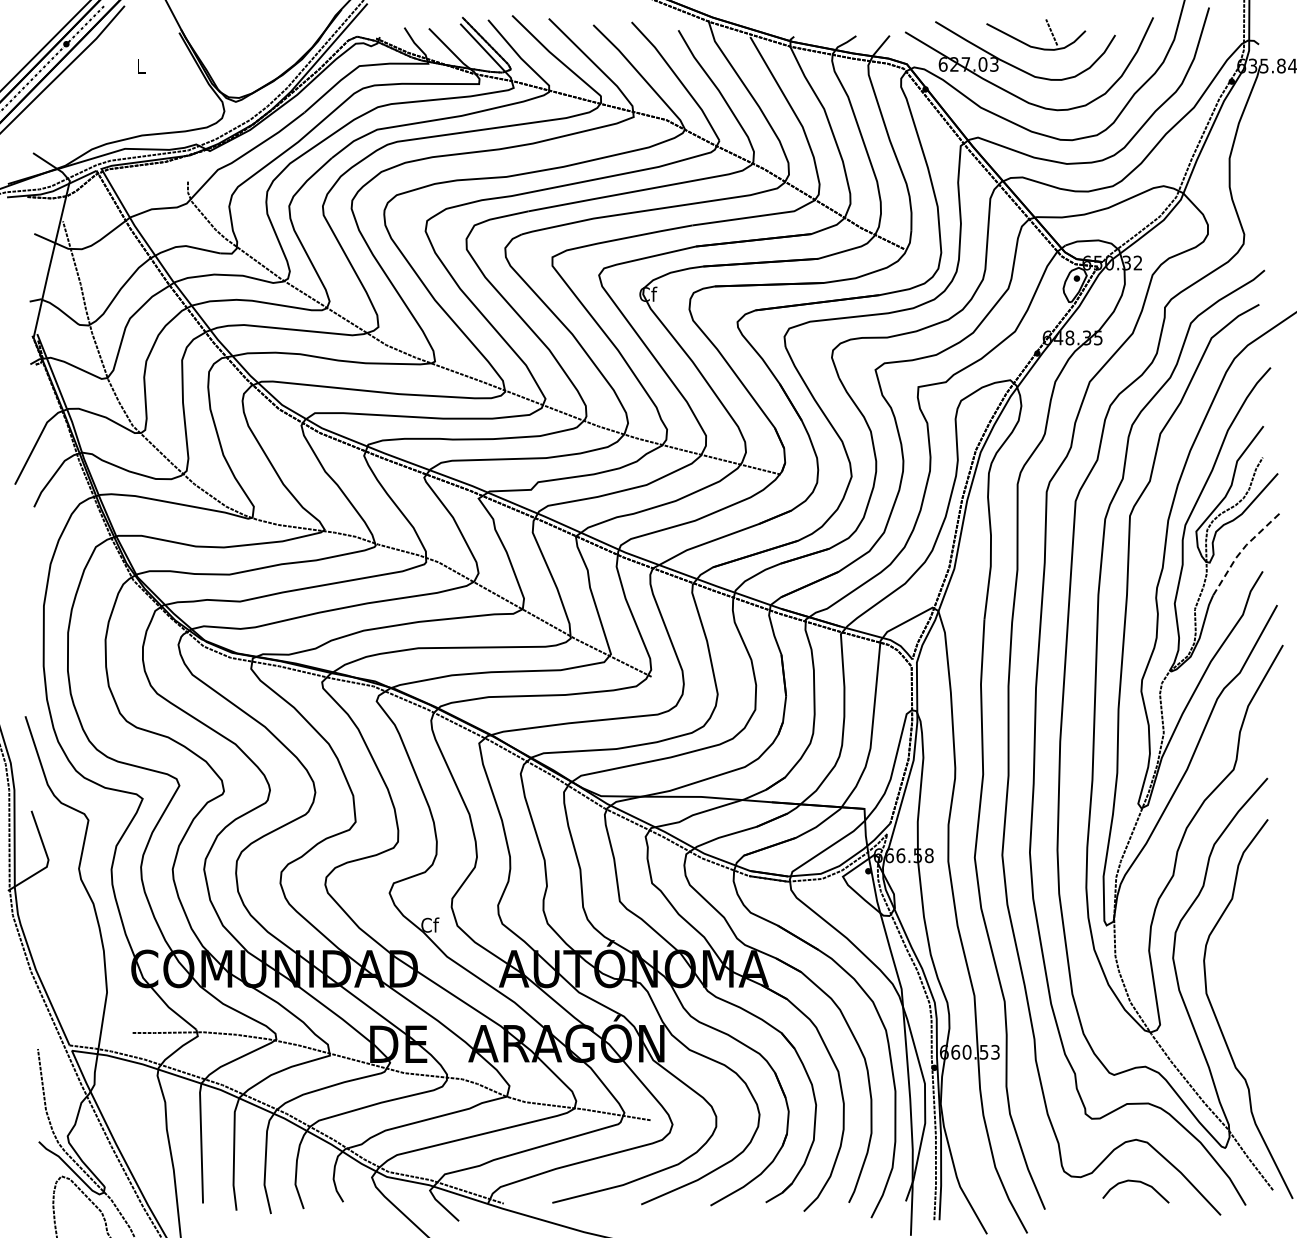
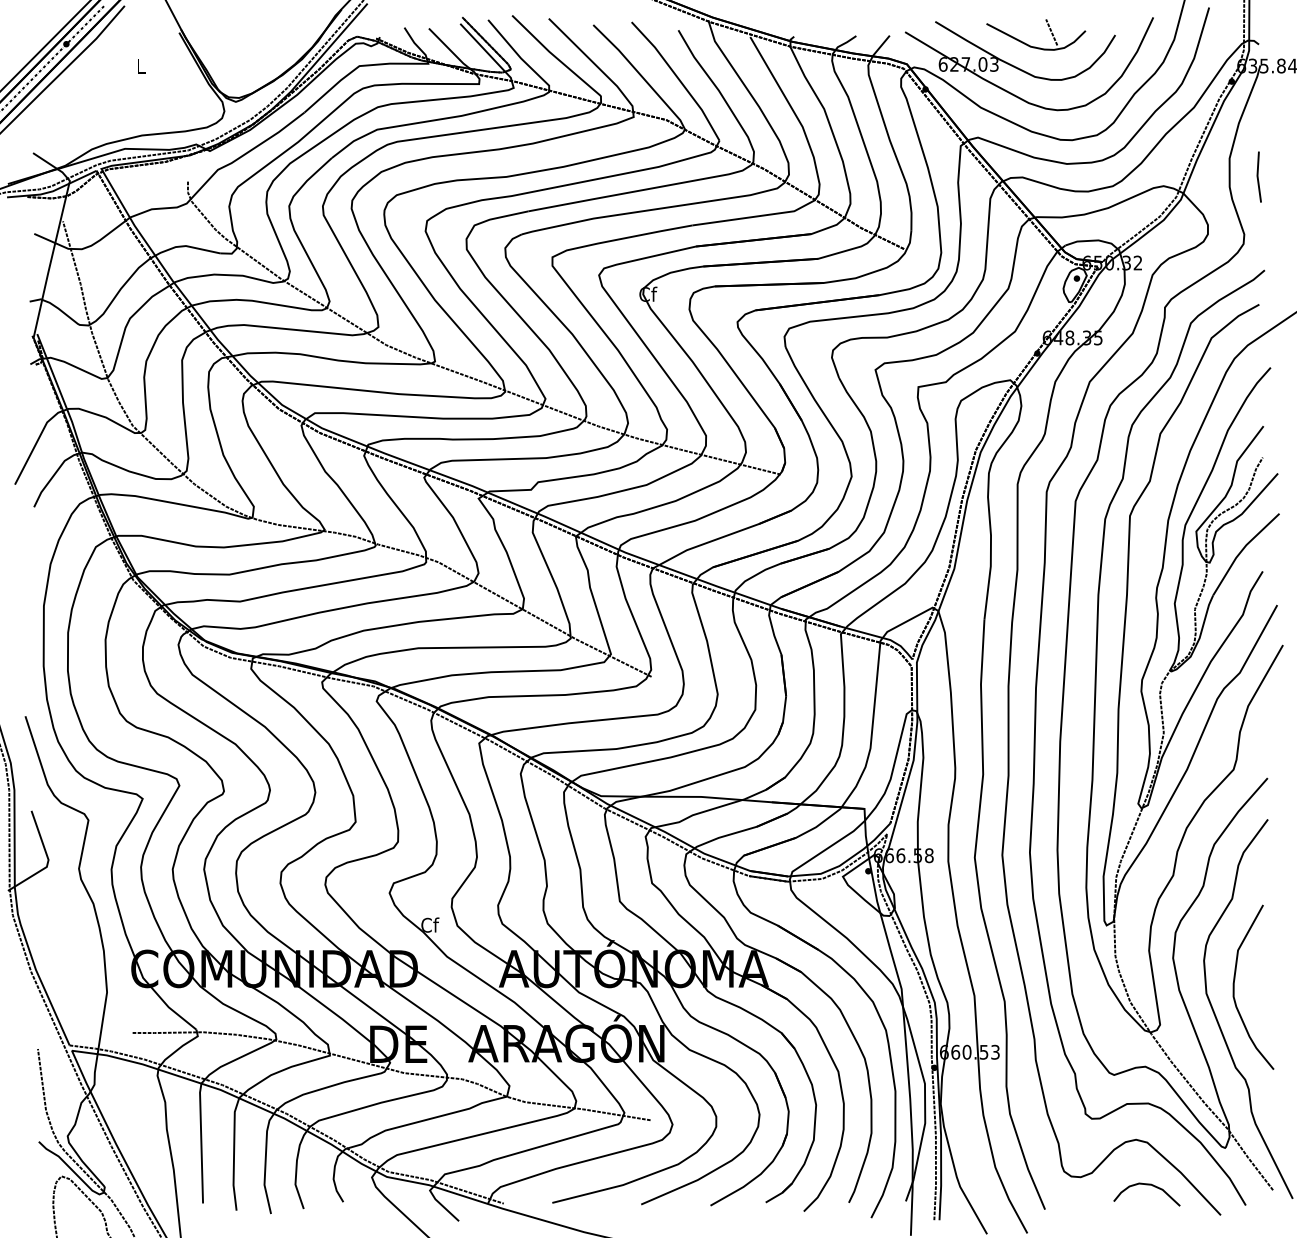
line: none -> present (1258, 176)
line: dashed -> solid (1241, 551)
curve: none -> present (1234, 986)
curve position: (1135, 1182) -> (1146, 1185) (1146, 1185)
